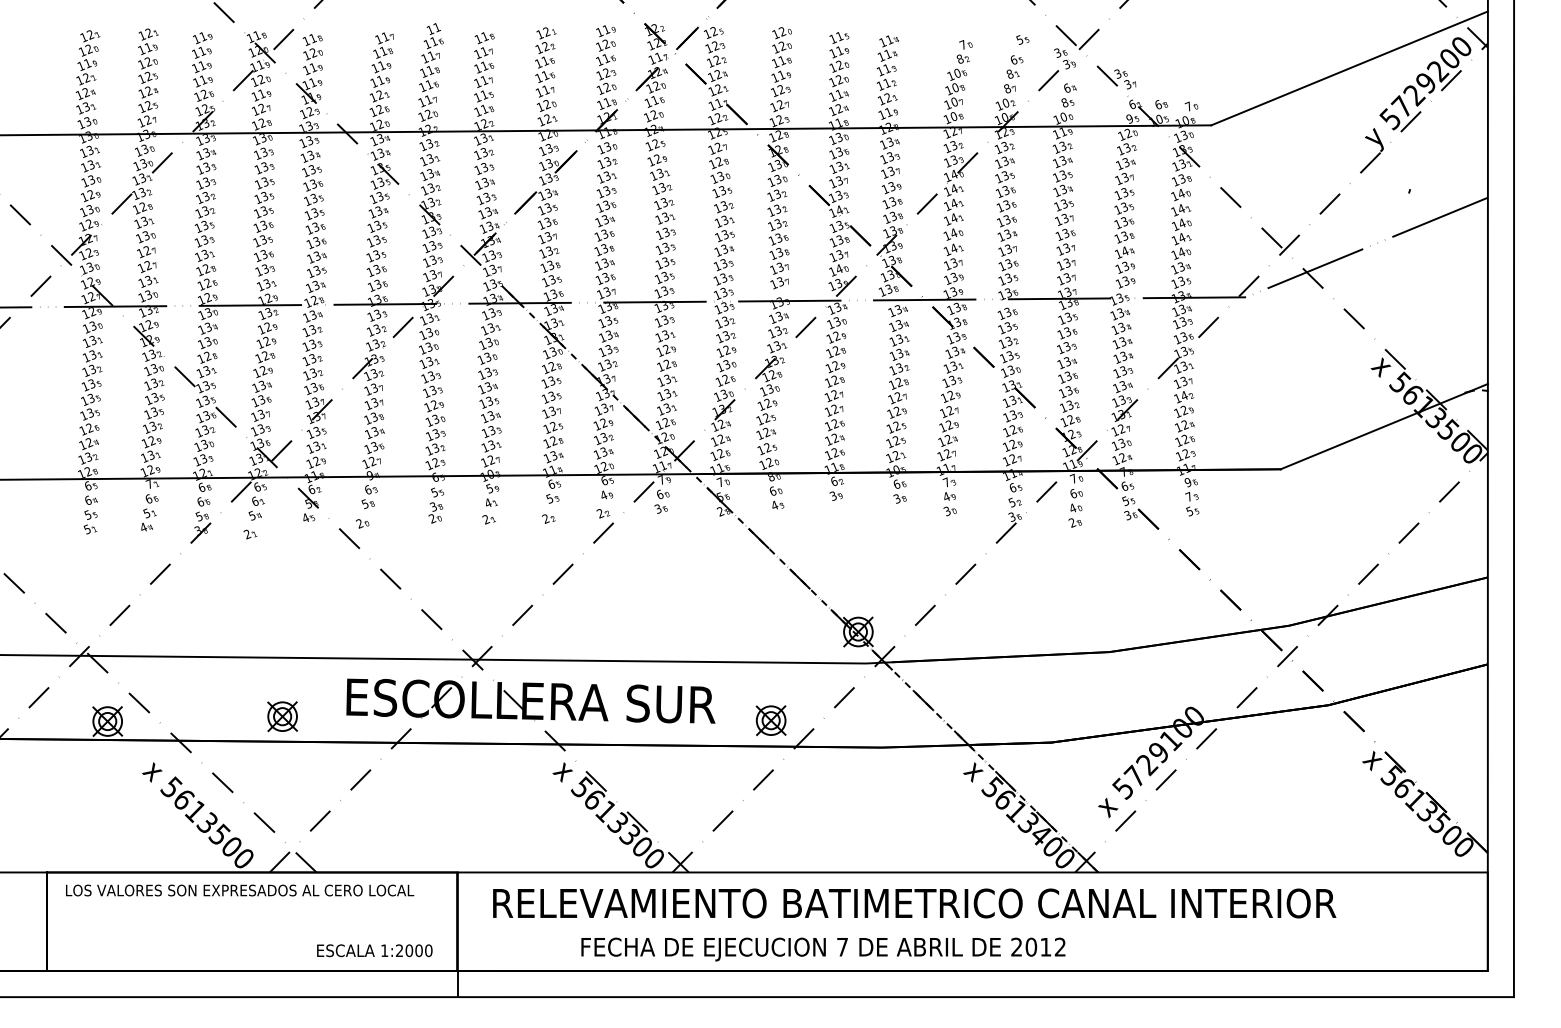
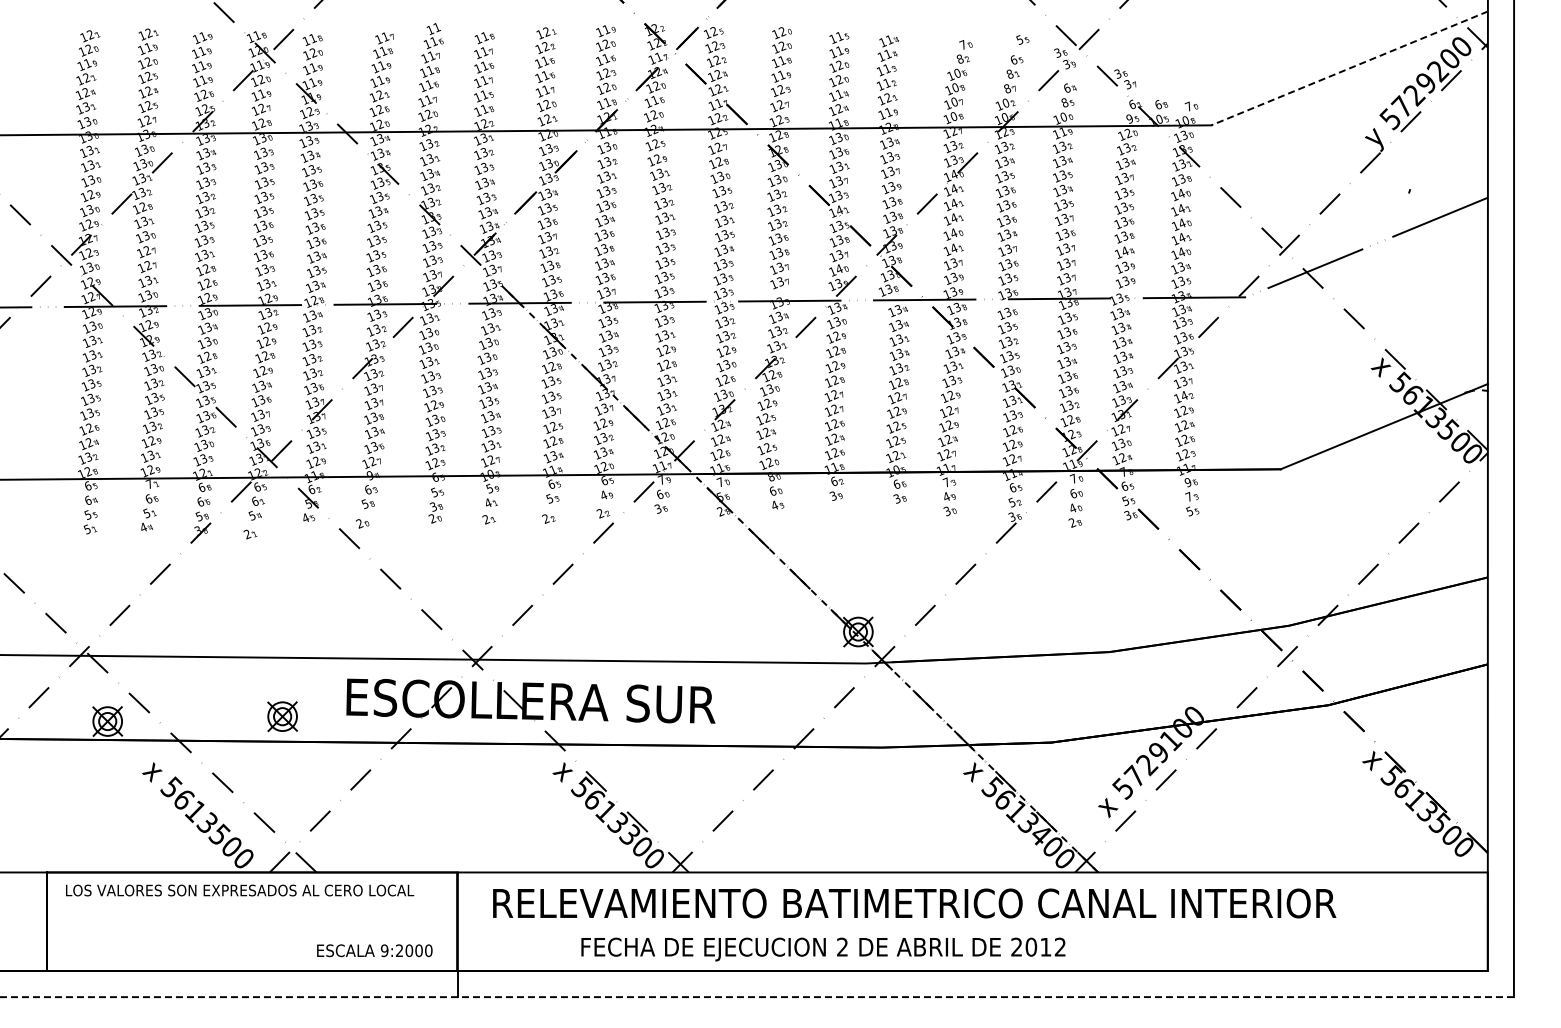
line: solid -> dashed (1349, 68)
part: present -> none (770, 720)
text: 7 -> 2 (842, 946)
text: 1:2000 -> 9:2000 (384, 950)
line: solid -> dashed (757, 997)
